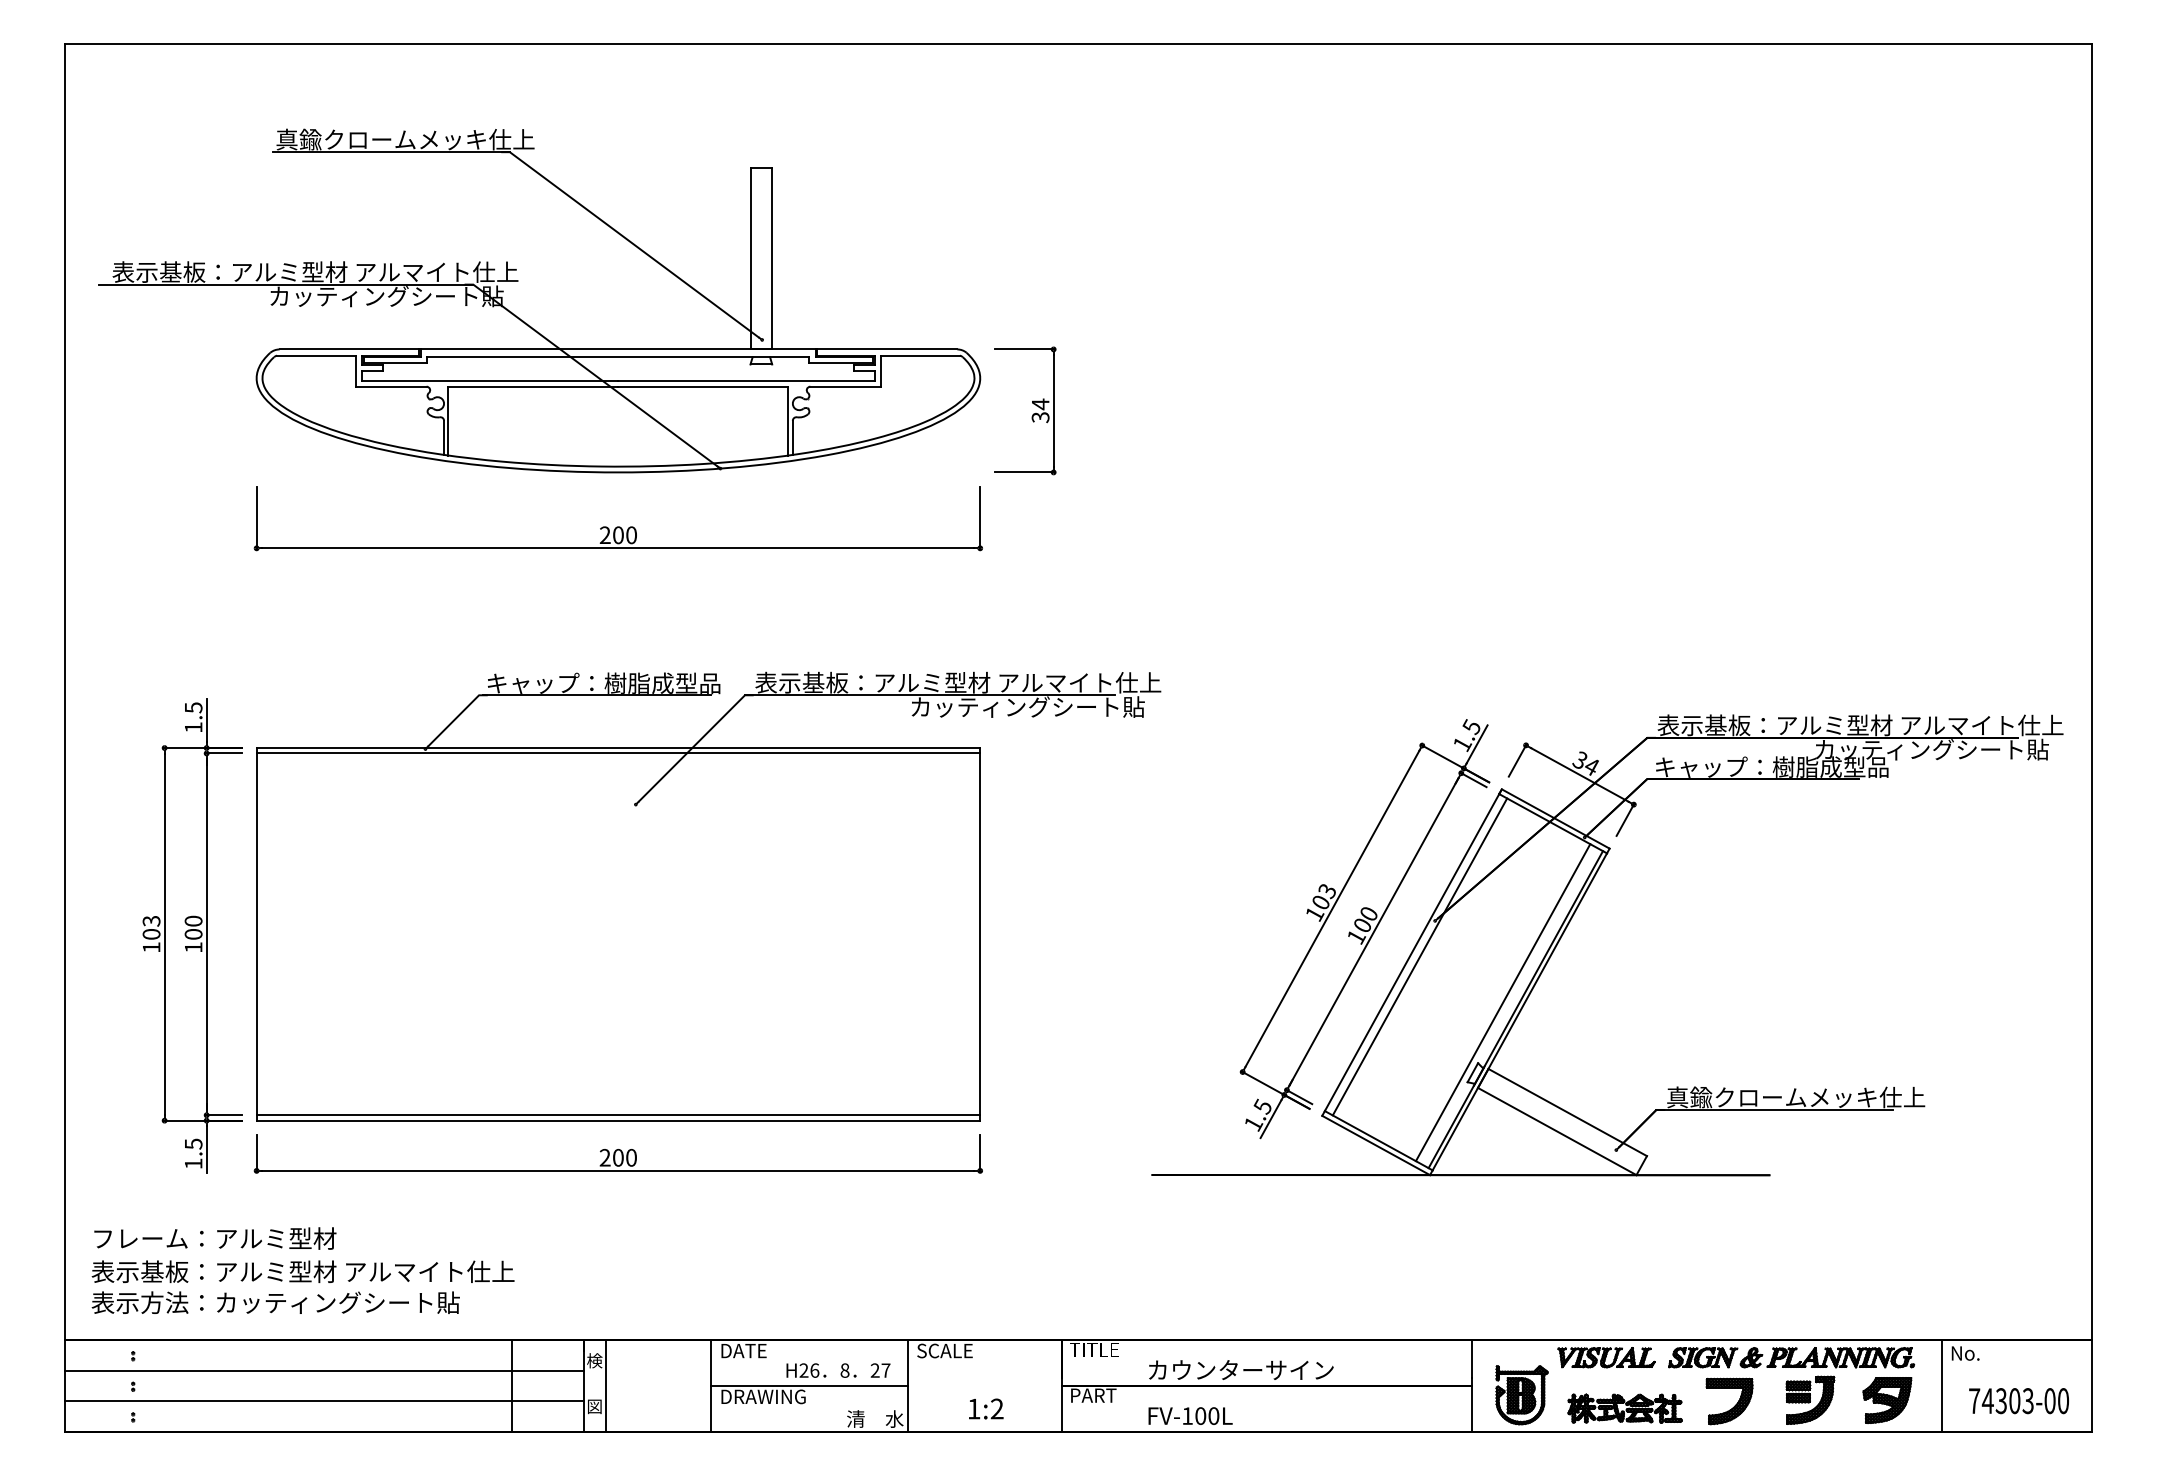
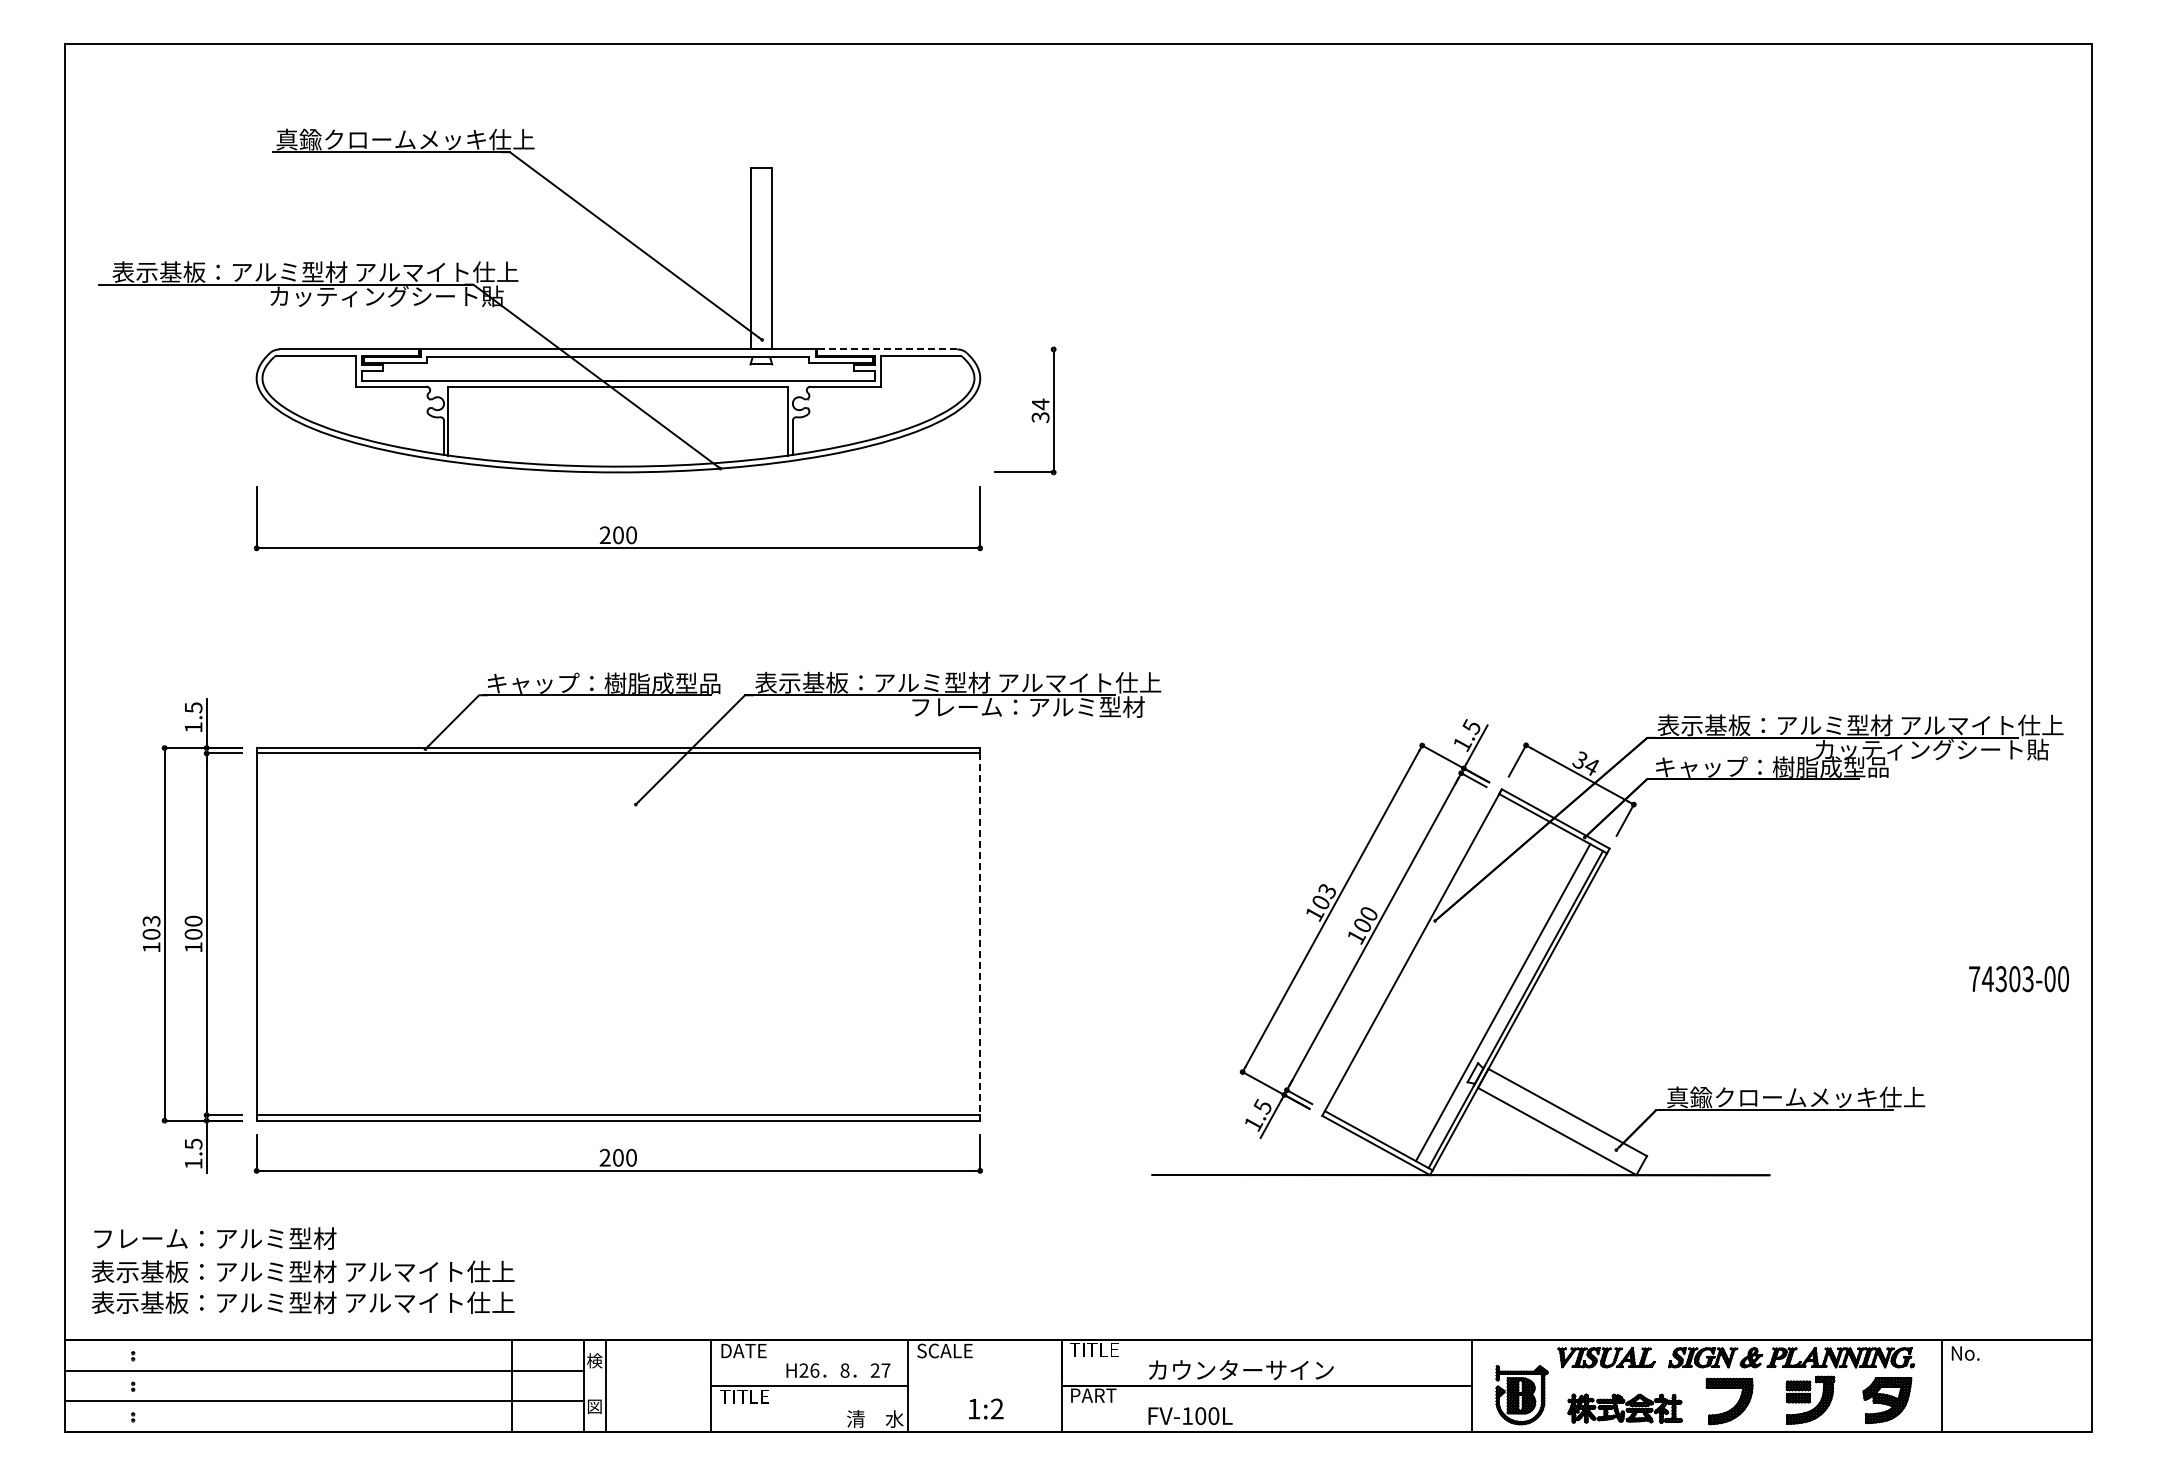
line: solid -> dashed (887, 349)
line: present -> none (1023, 349)
text: カッティングシート貼 -> フレーム：アルミ型材 (1027, 706)
line: solid -> dashed (980, 934)
line: present -> none (1419, 956)
text: 表示方法：カッティングシート貼 -> 表示基板：アルミ型材 アルマイト仕上 (327, 1302)
text: DRAWING -> TITLE (762, 1396)
text position: (2018, 1401) -> (2018, 979) (2018, 979)
